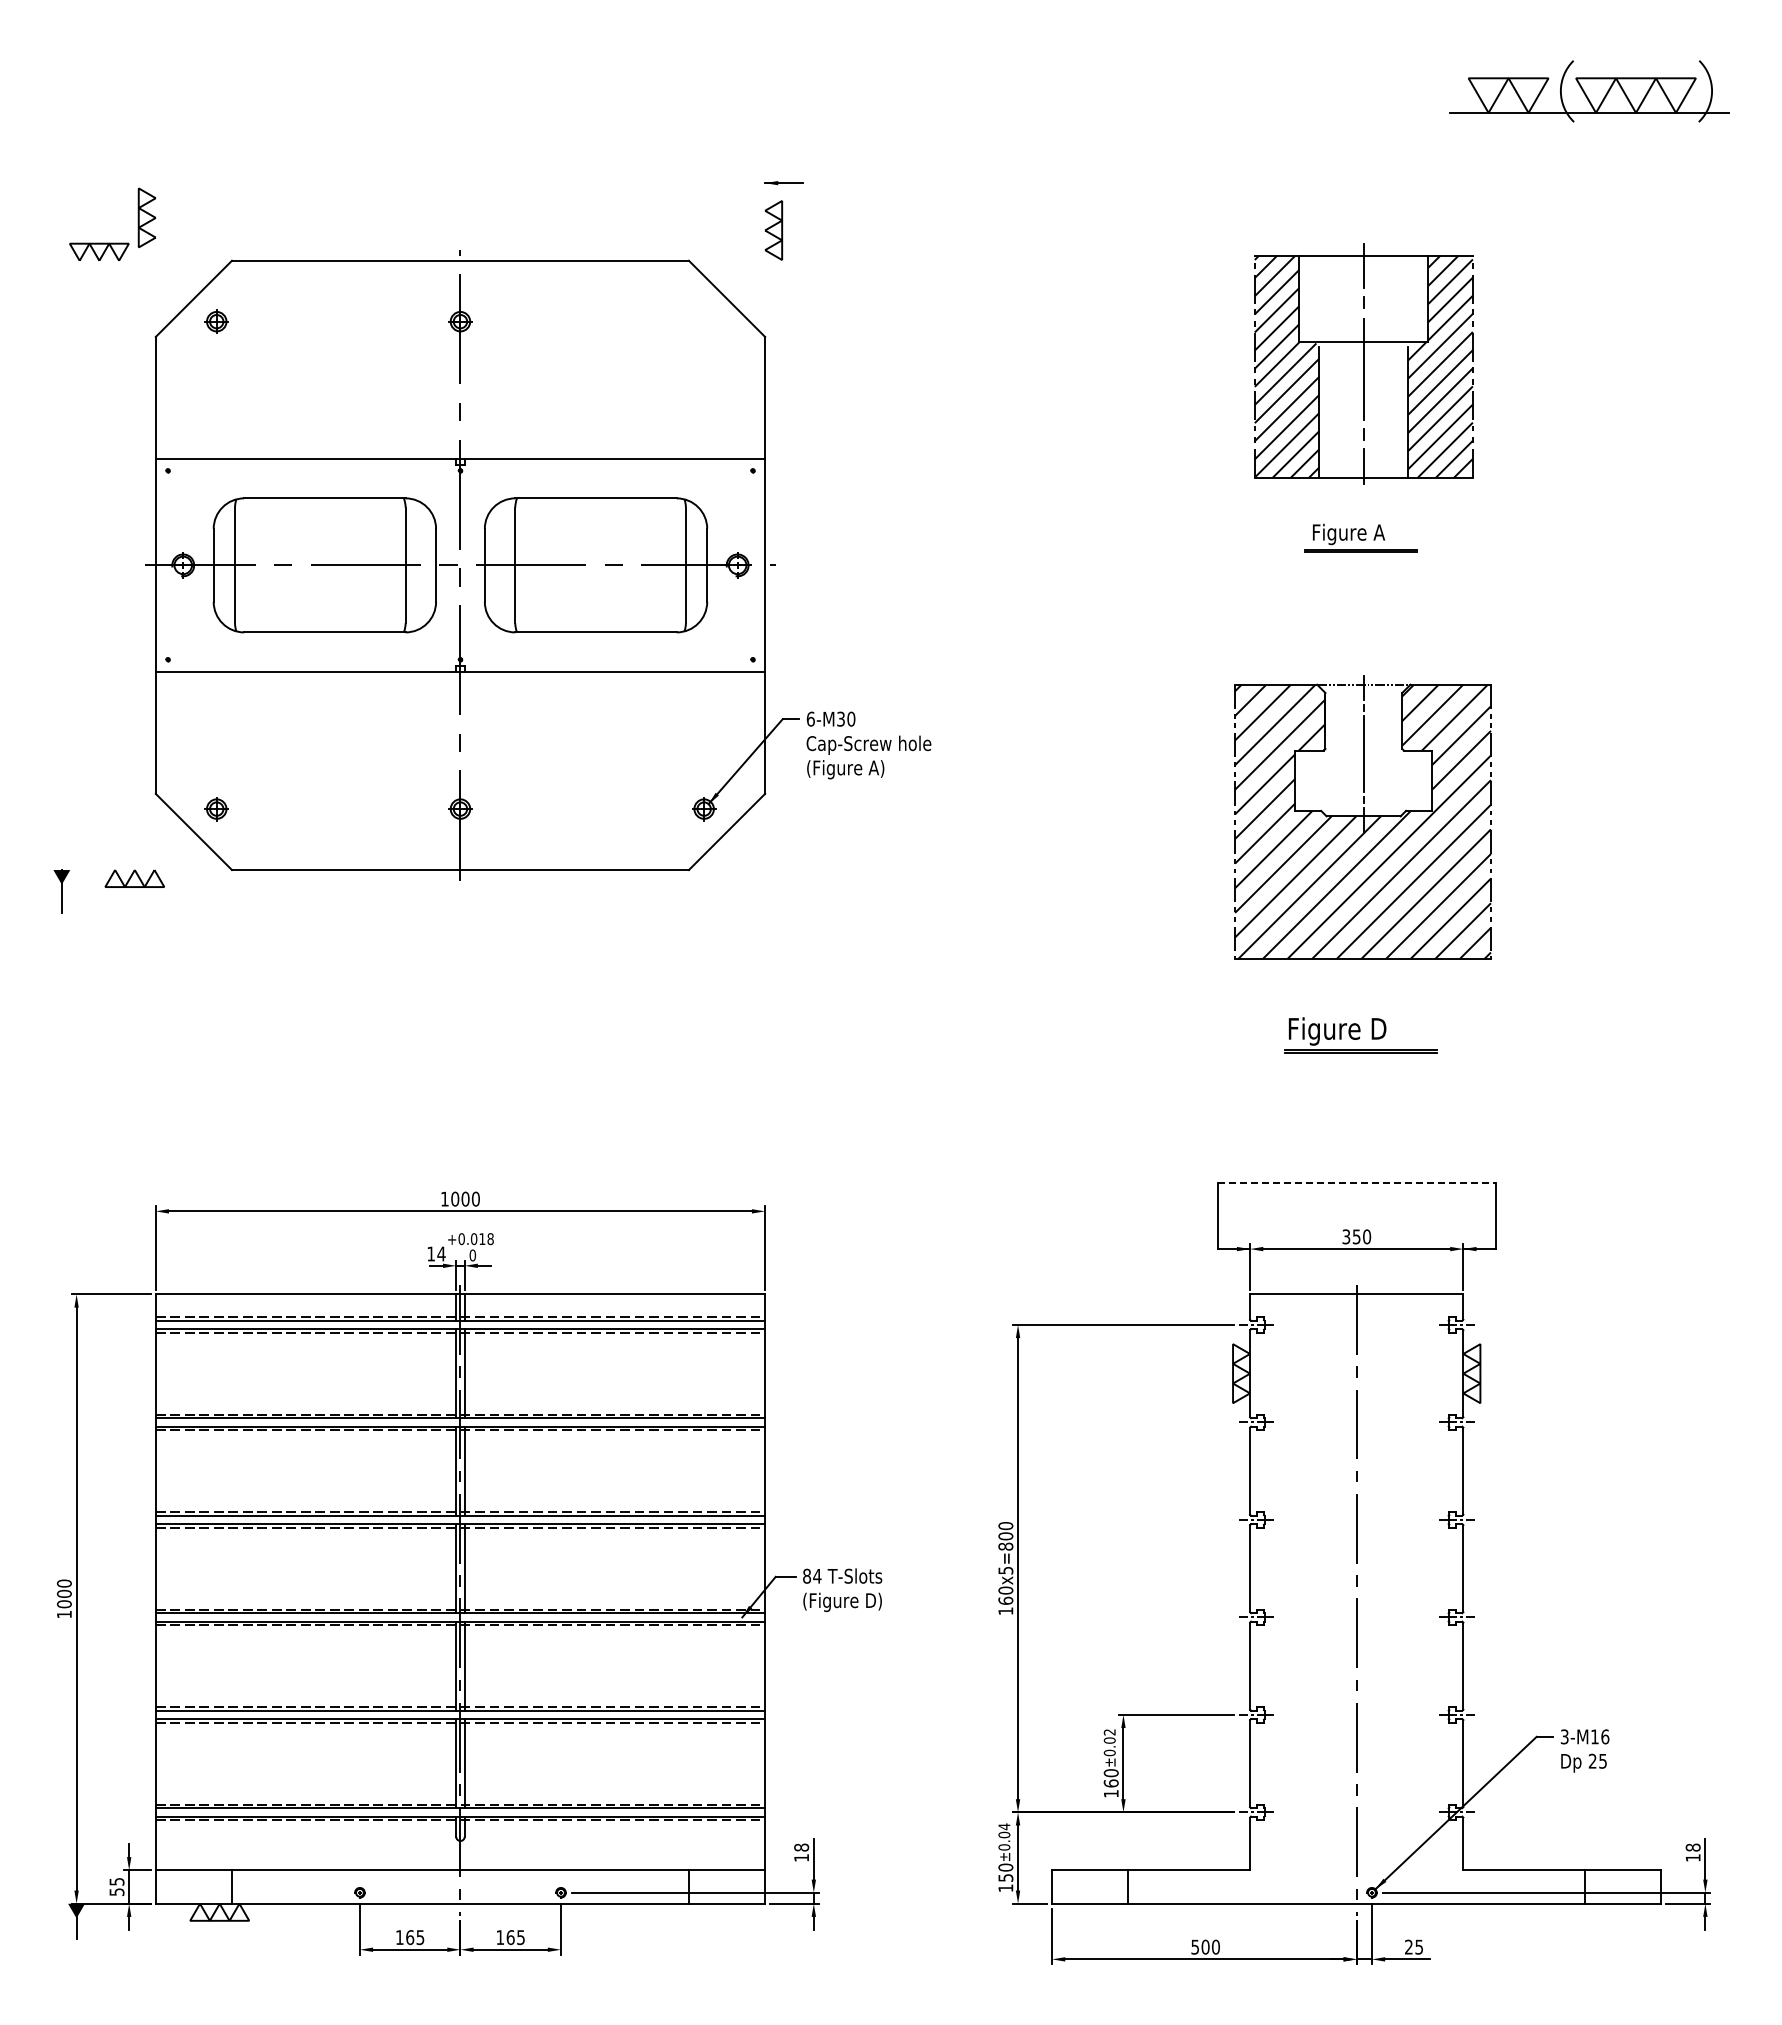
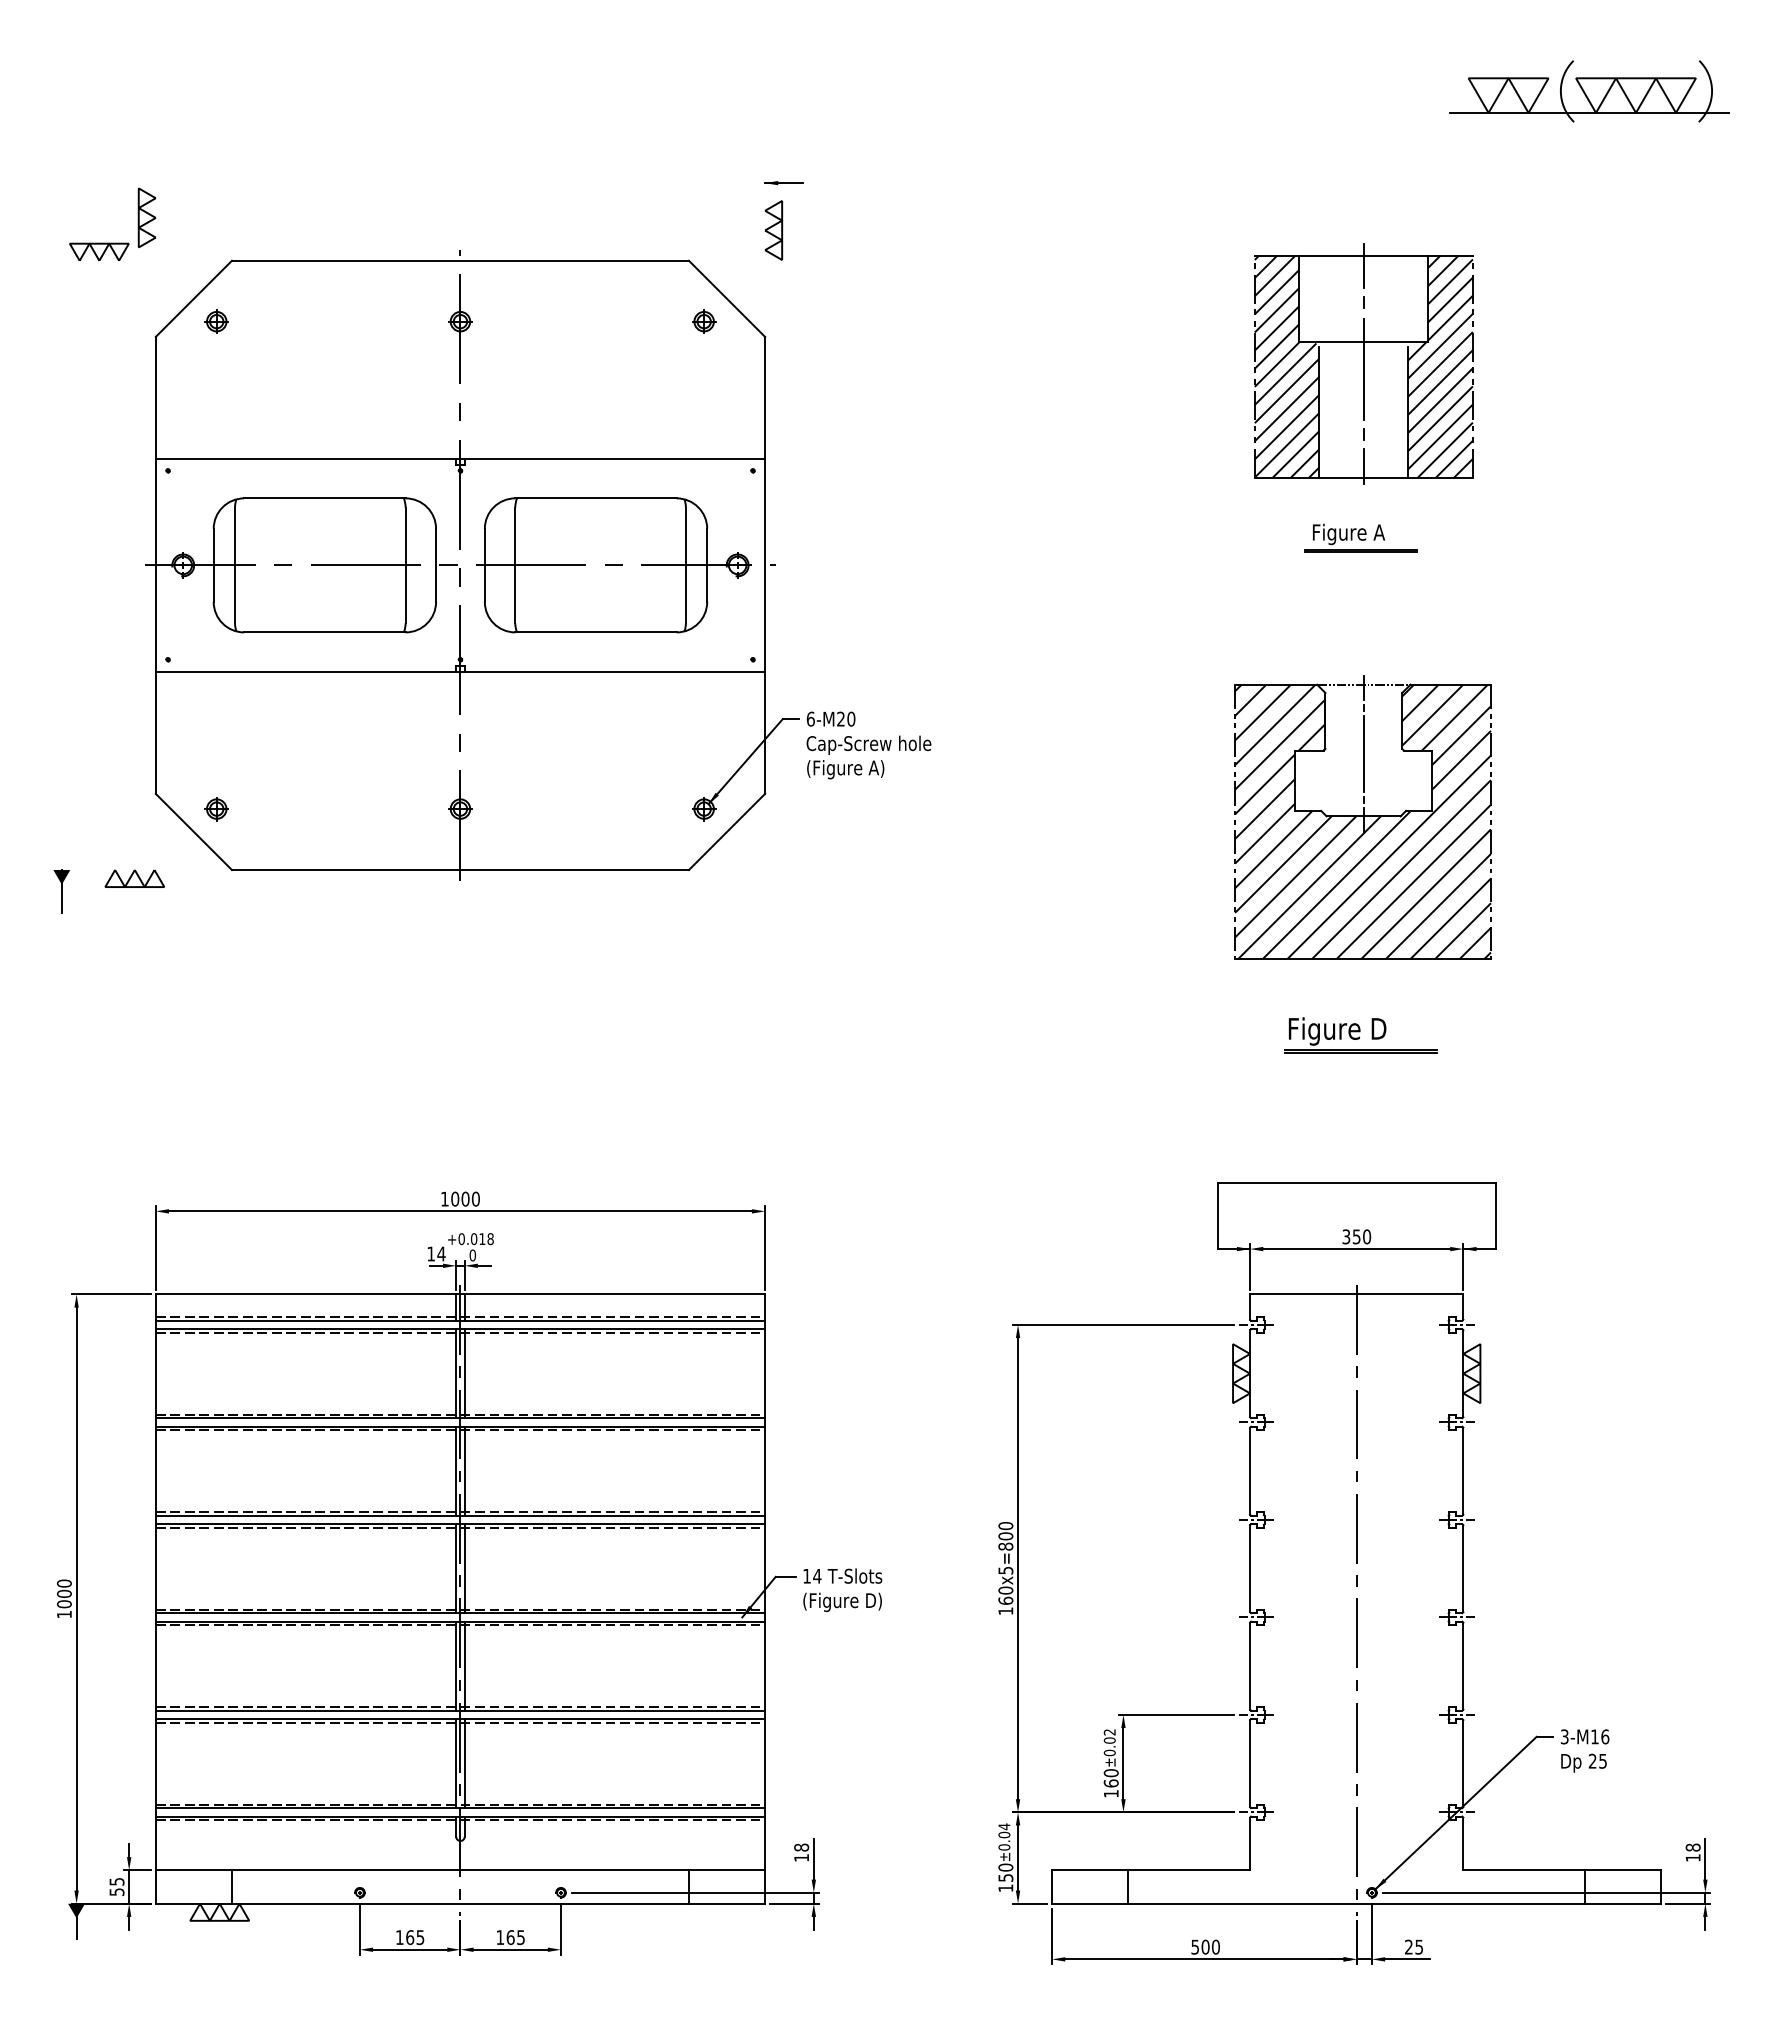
part: none -> present (704, 321)
text: 6-M30 -> 6-M20 (840, 719)
line: dashed -> solid (1356, 1183)
text: 84 -> 14 (807, 1575)
